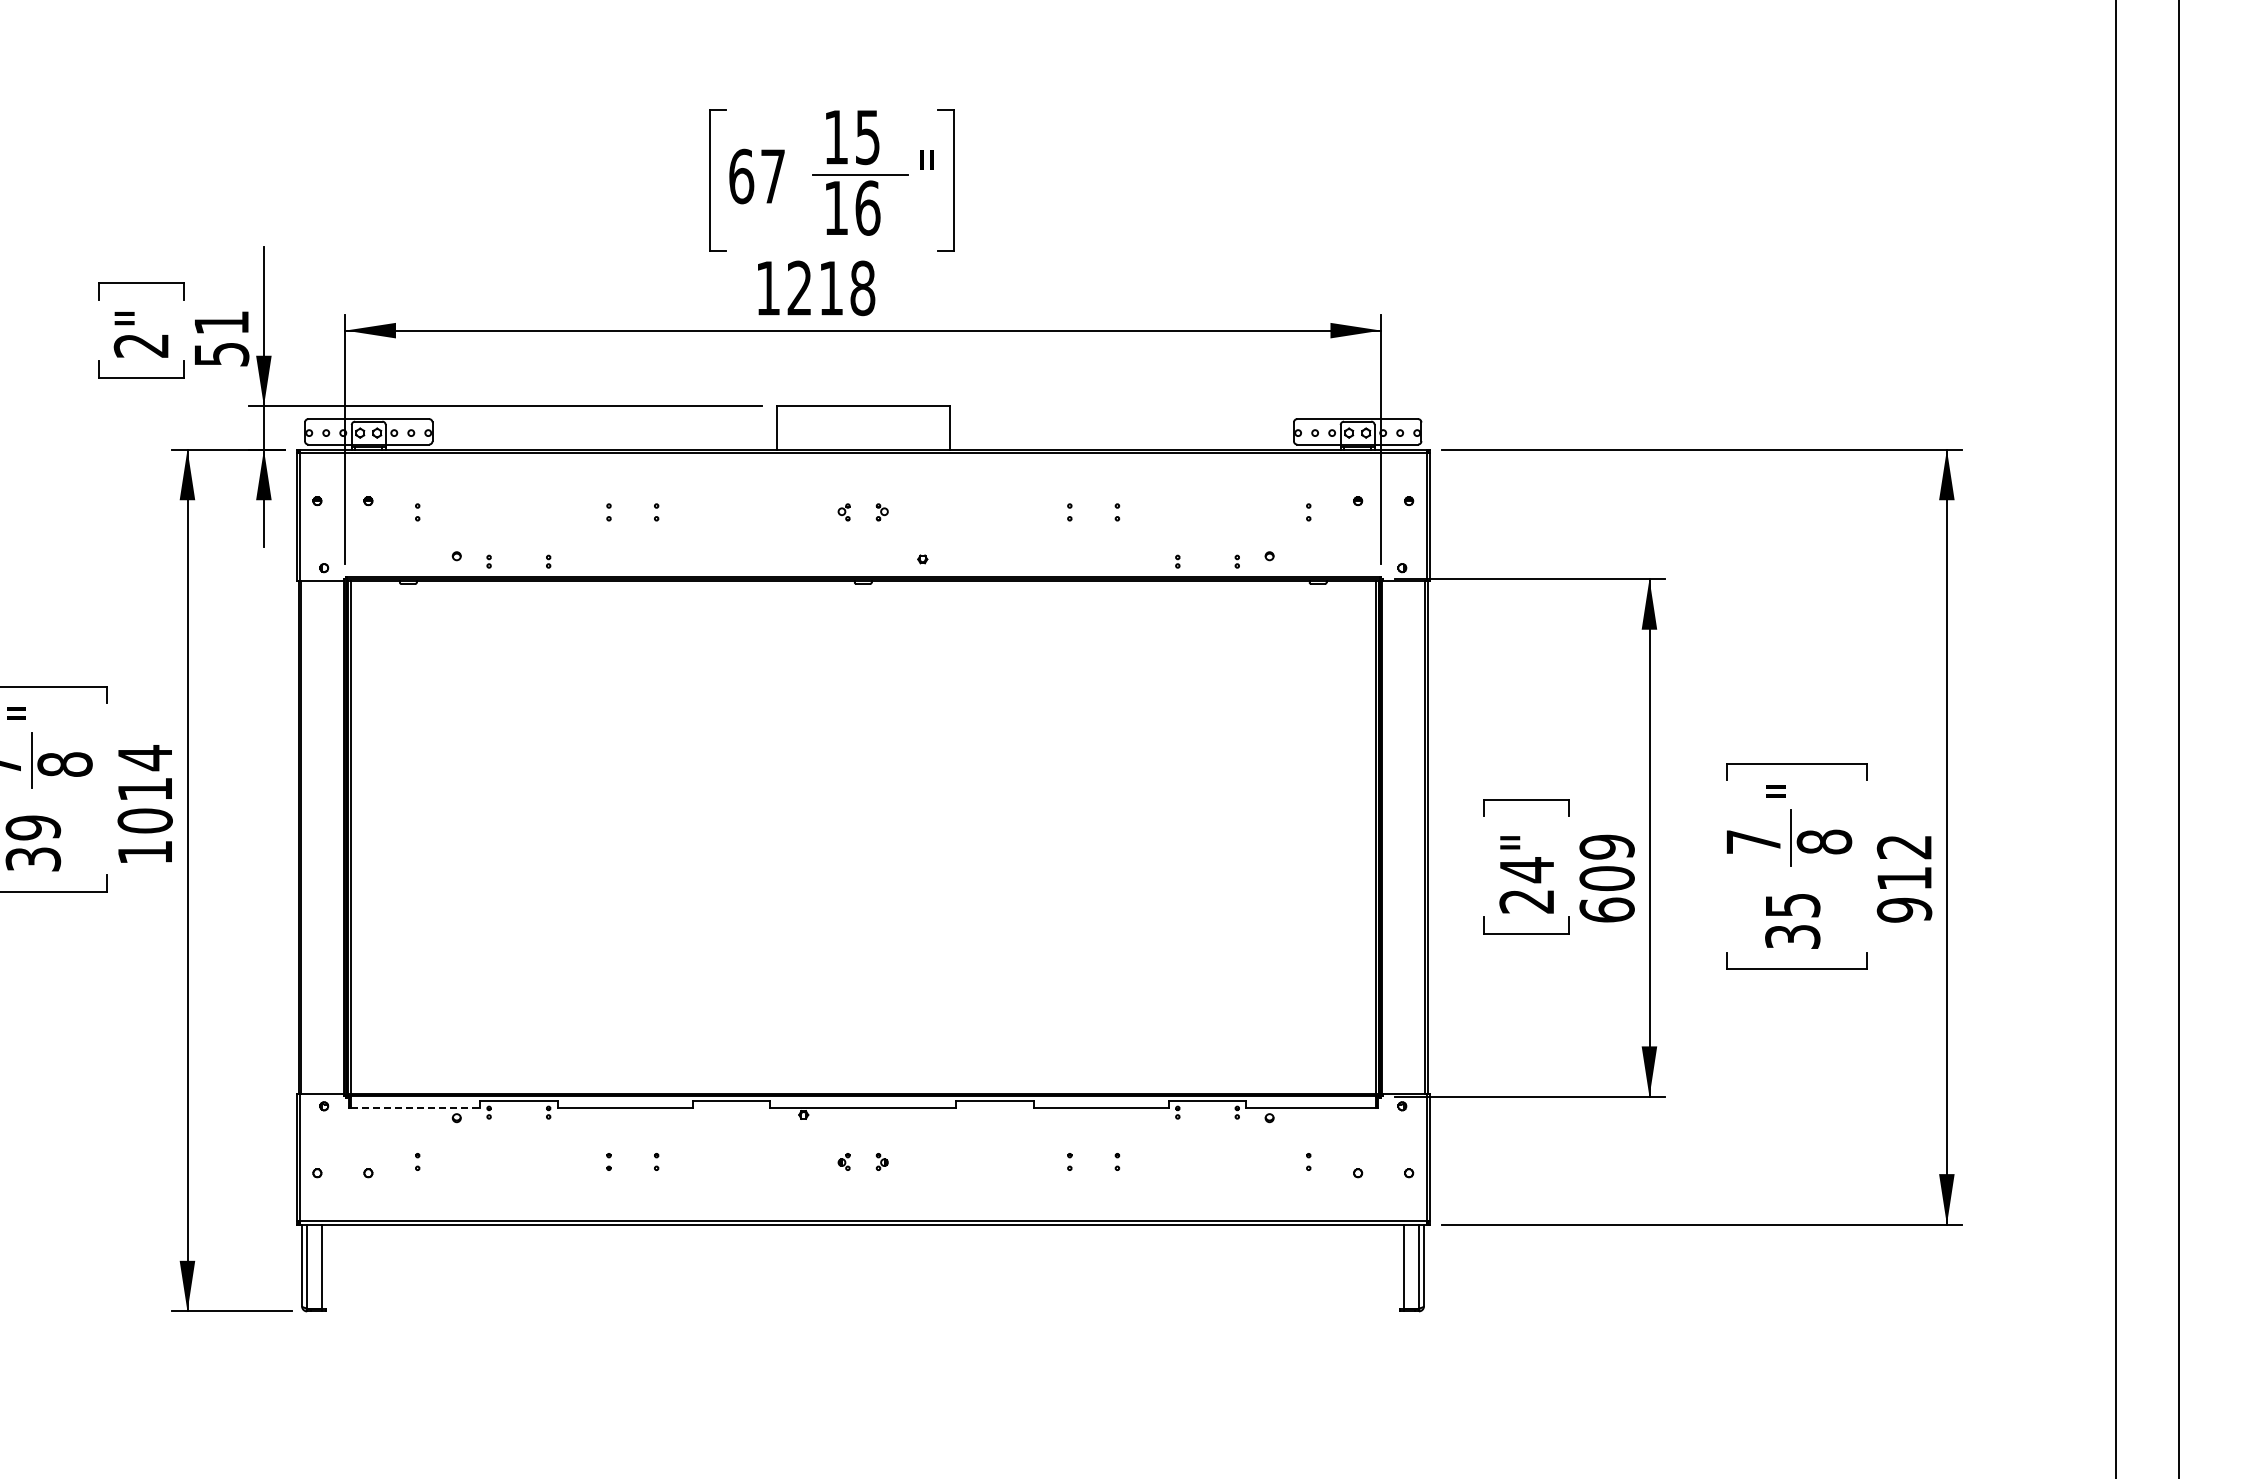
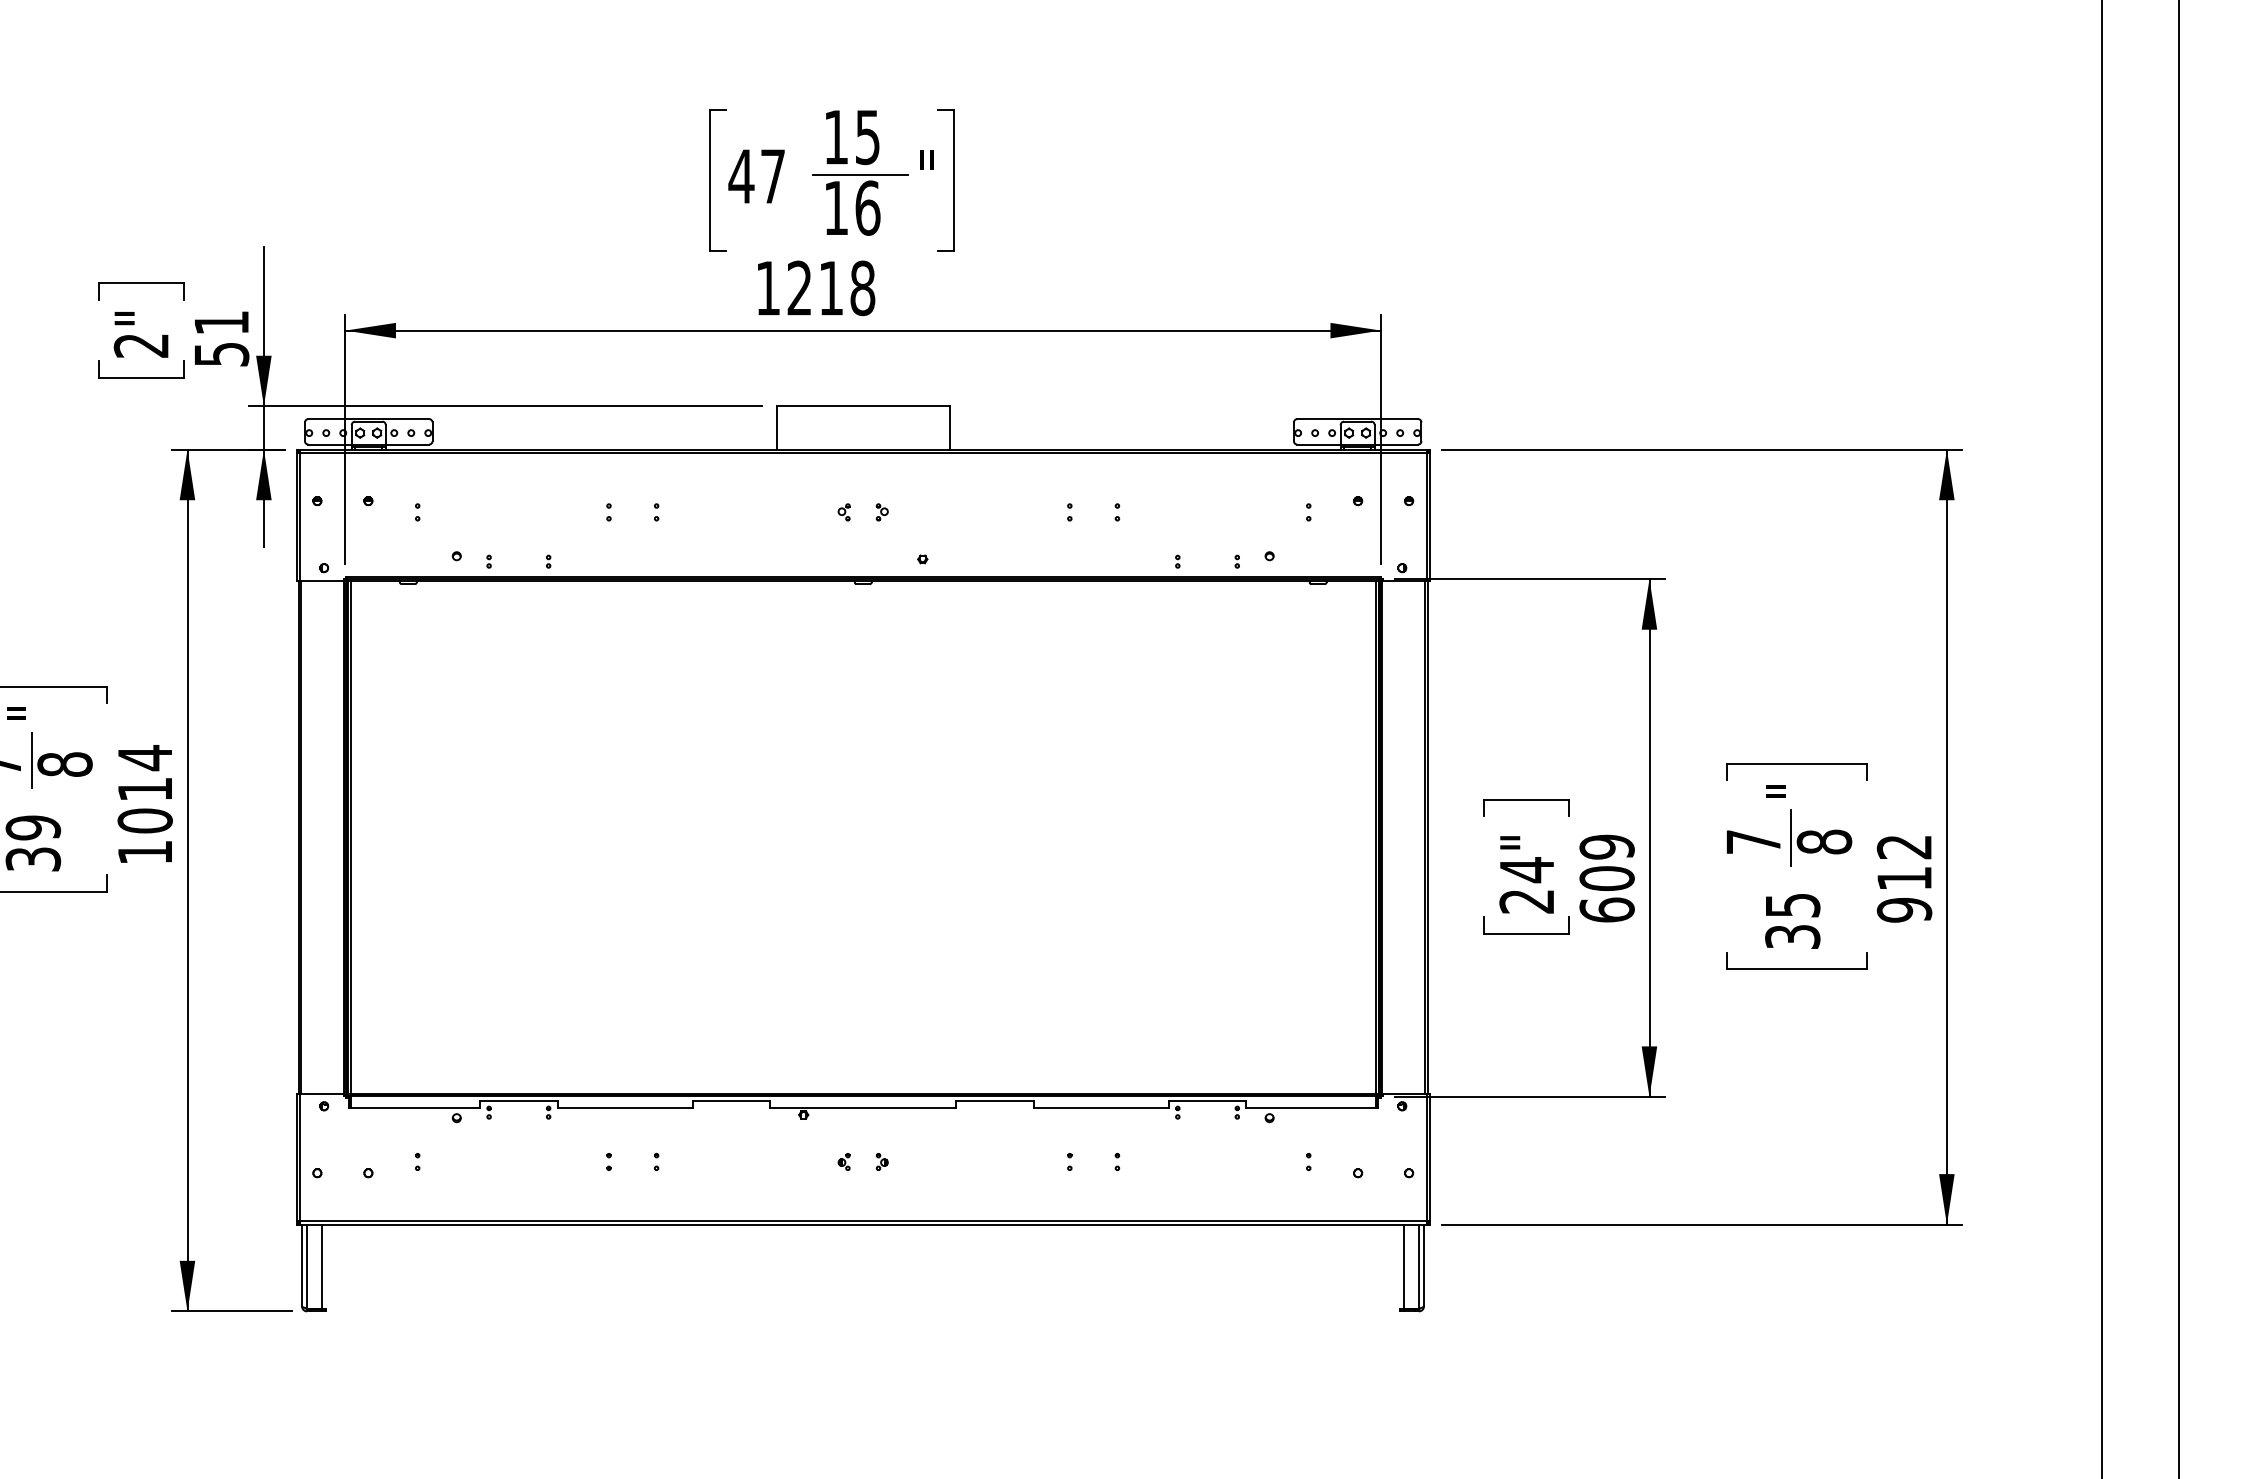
text: 67 -> 47 (741, 176)
line position: (2116, 738) -> (2102, 738) (2102, 738)
line: dashed -> solid (415, 1107)
